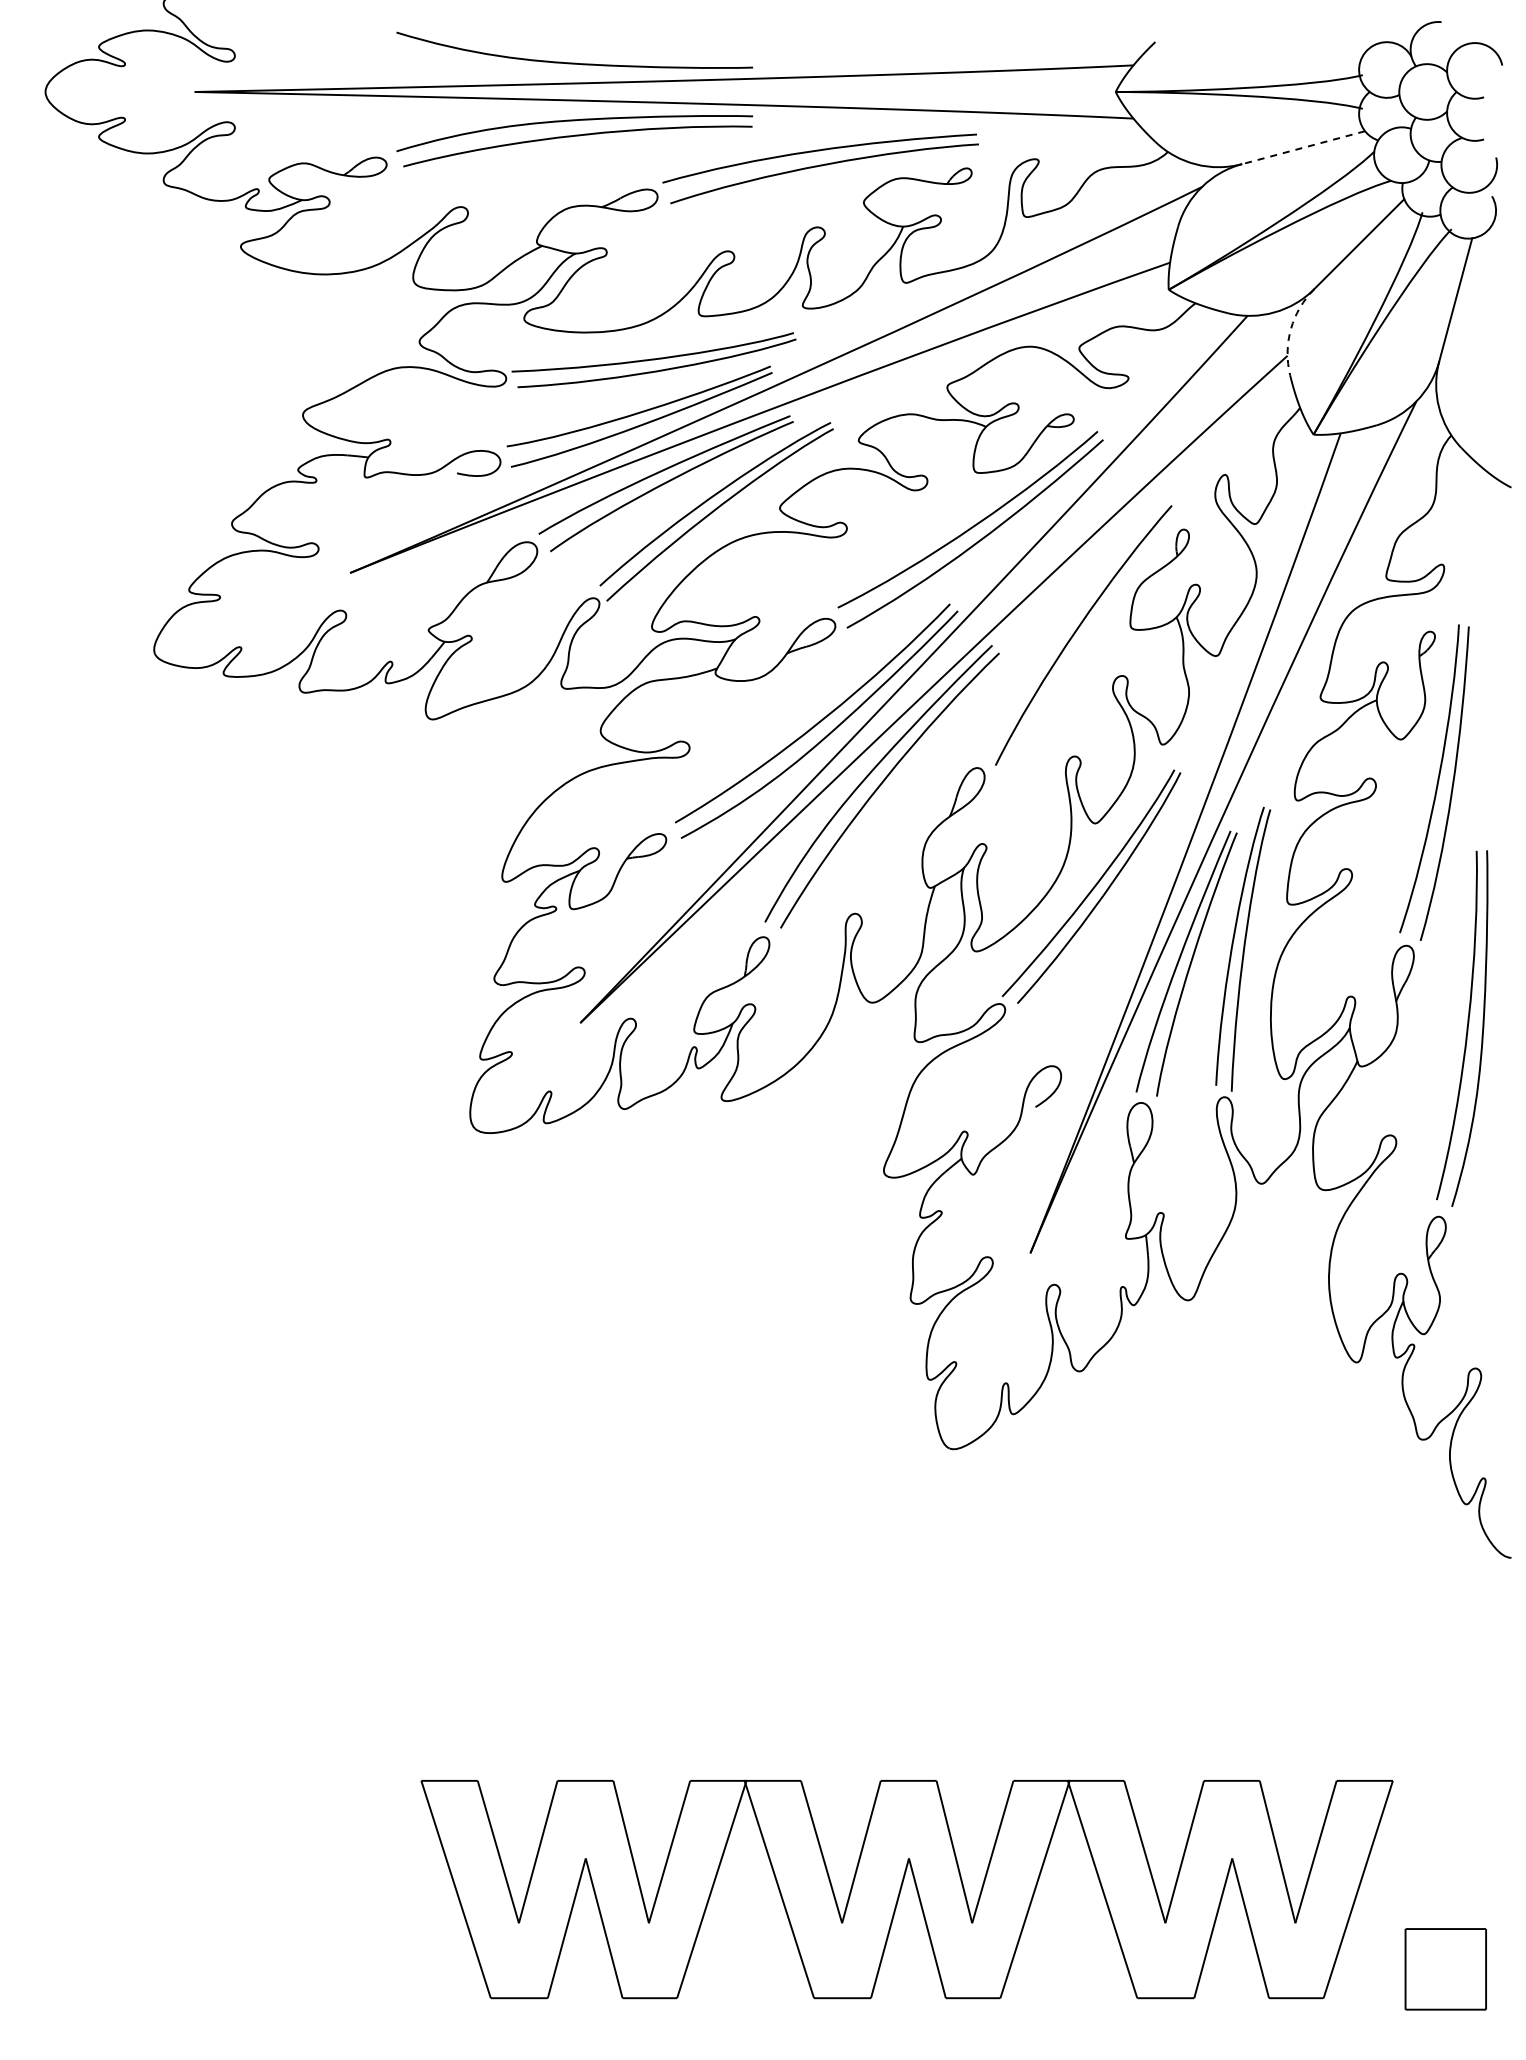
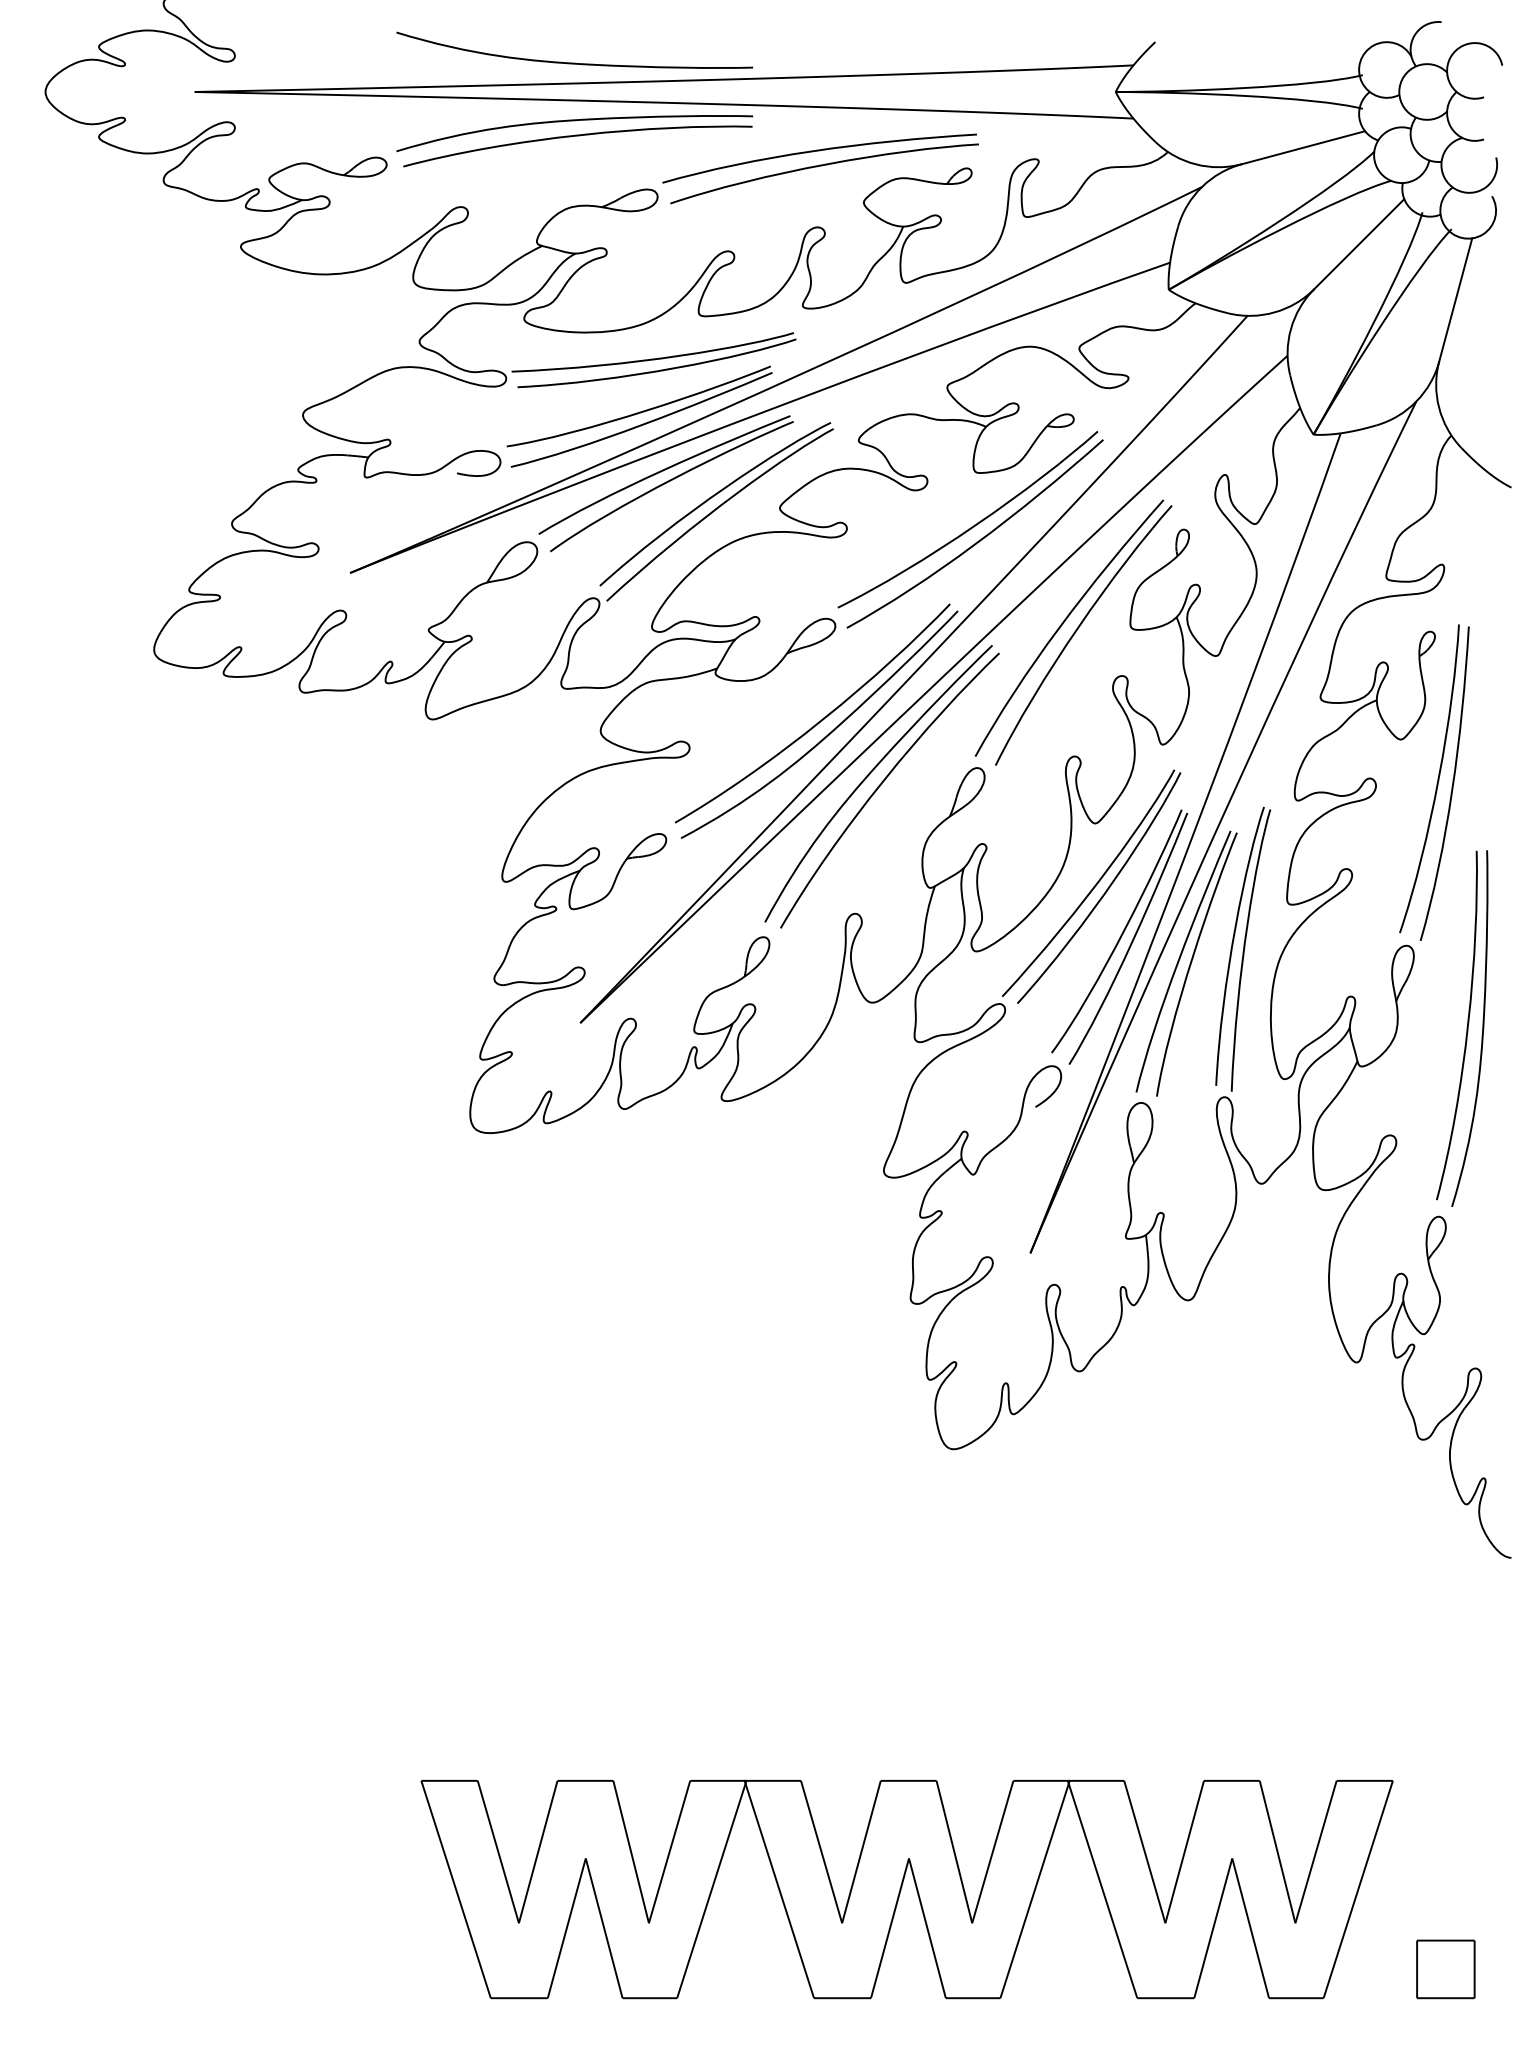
line: dashed -> solid (1303, 147)
arc: dashed -> solid (1290, 329)
curve: none -> present (1063, 624)
part: none -> present (1119, 936)
part size: 83x83 px -> 60x61 px (1445, 1969)
